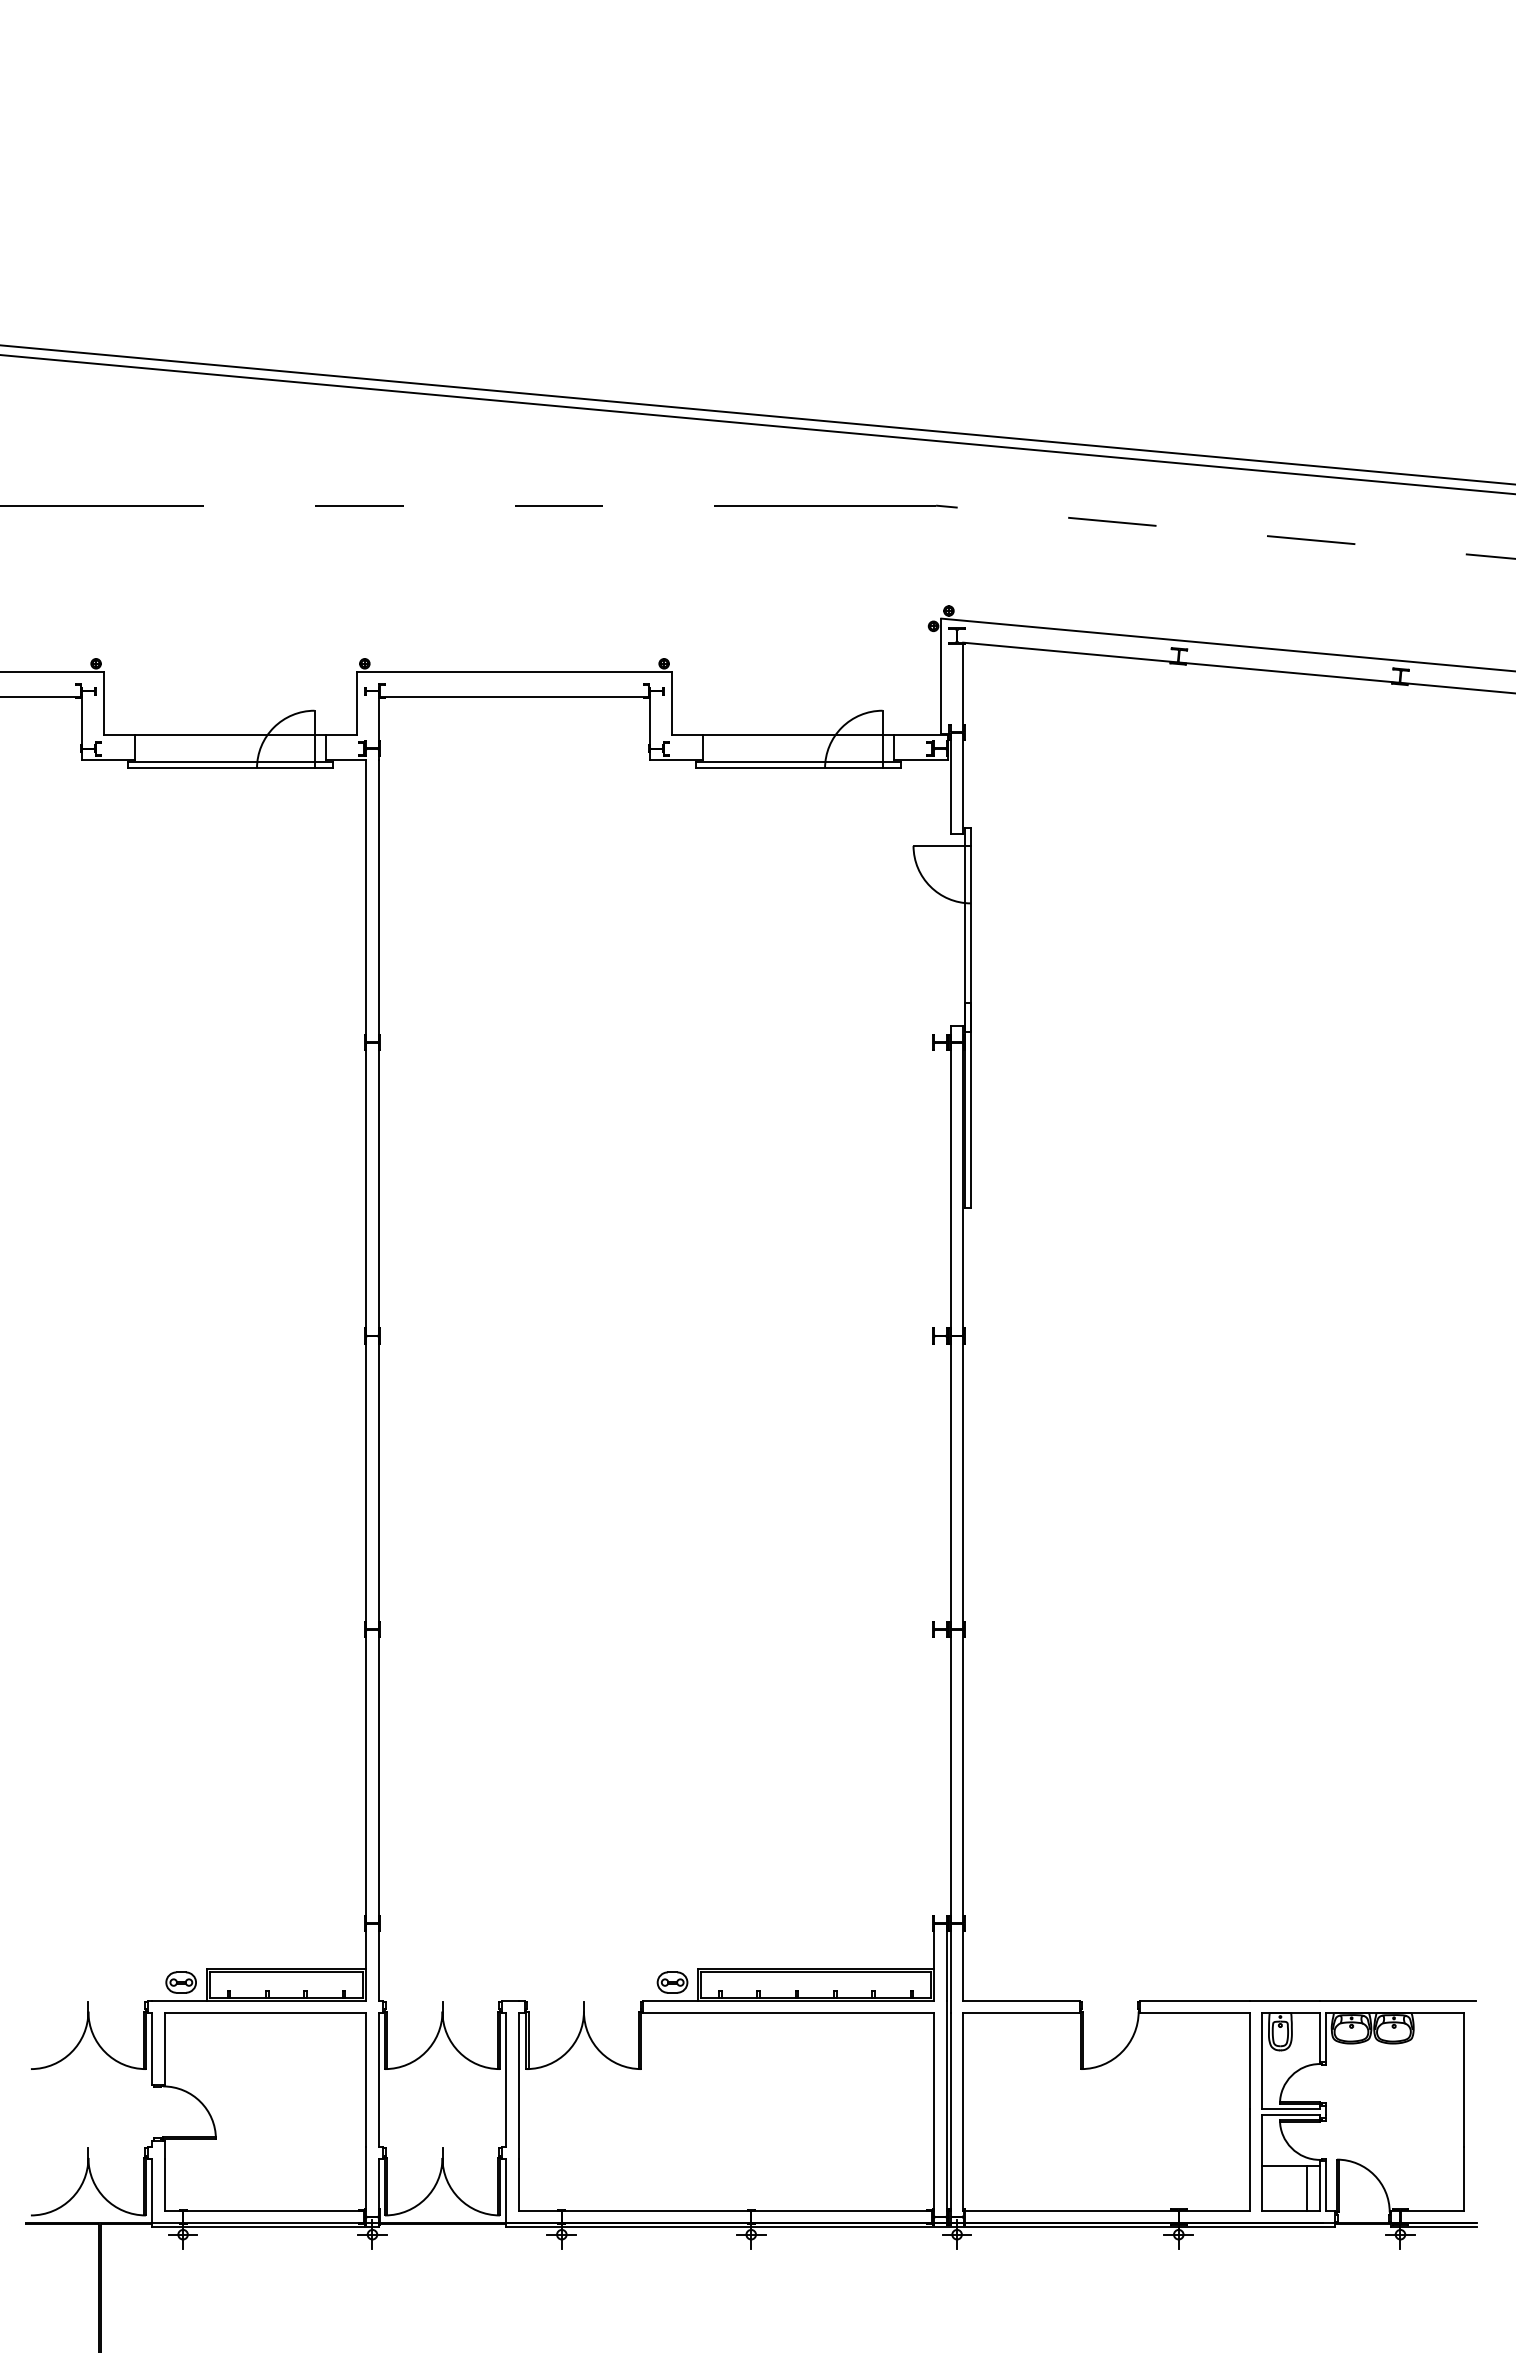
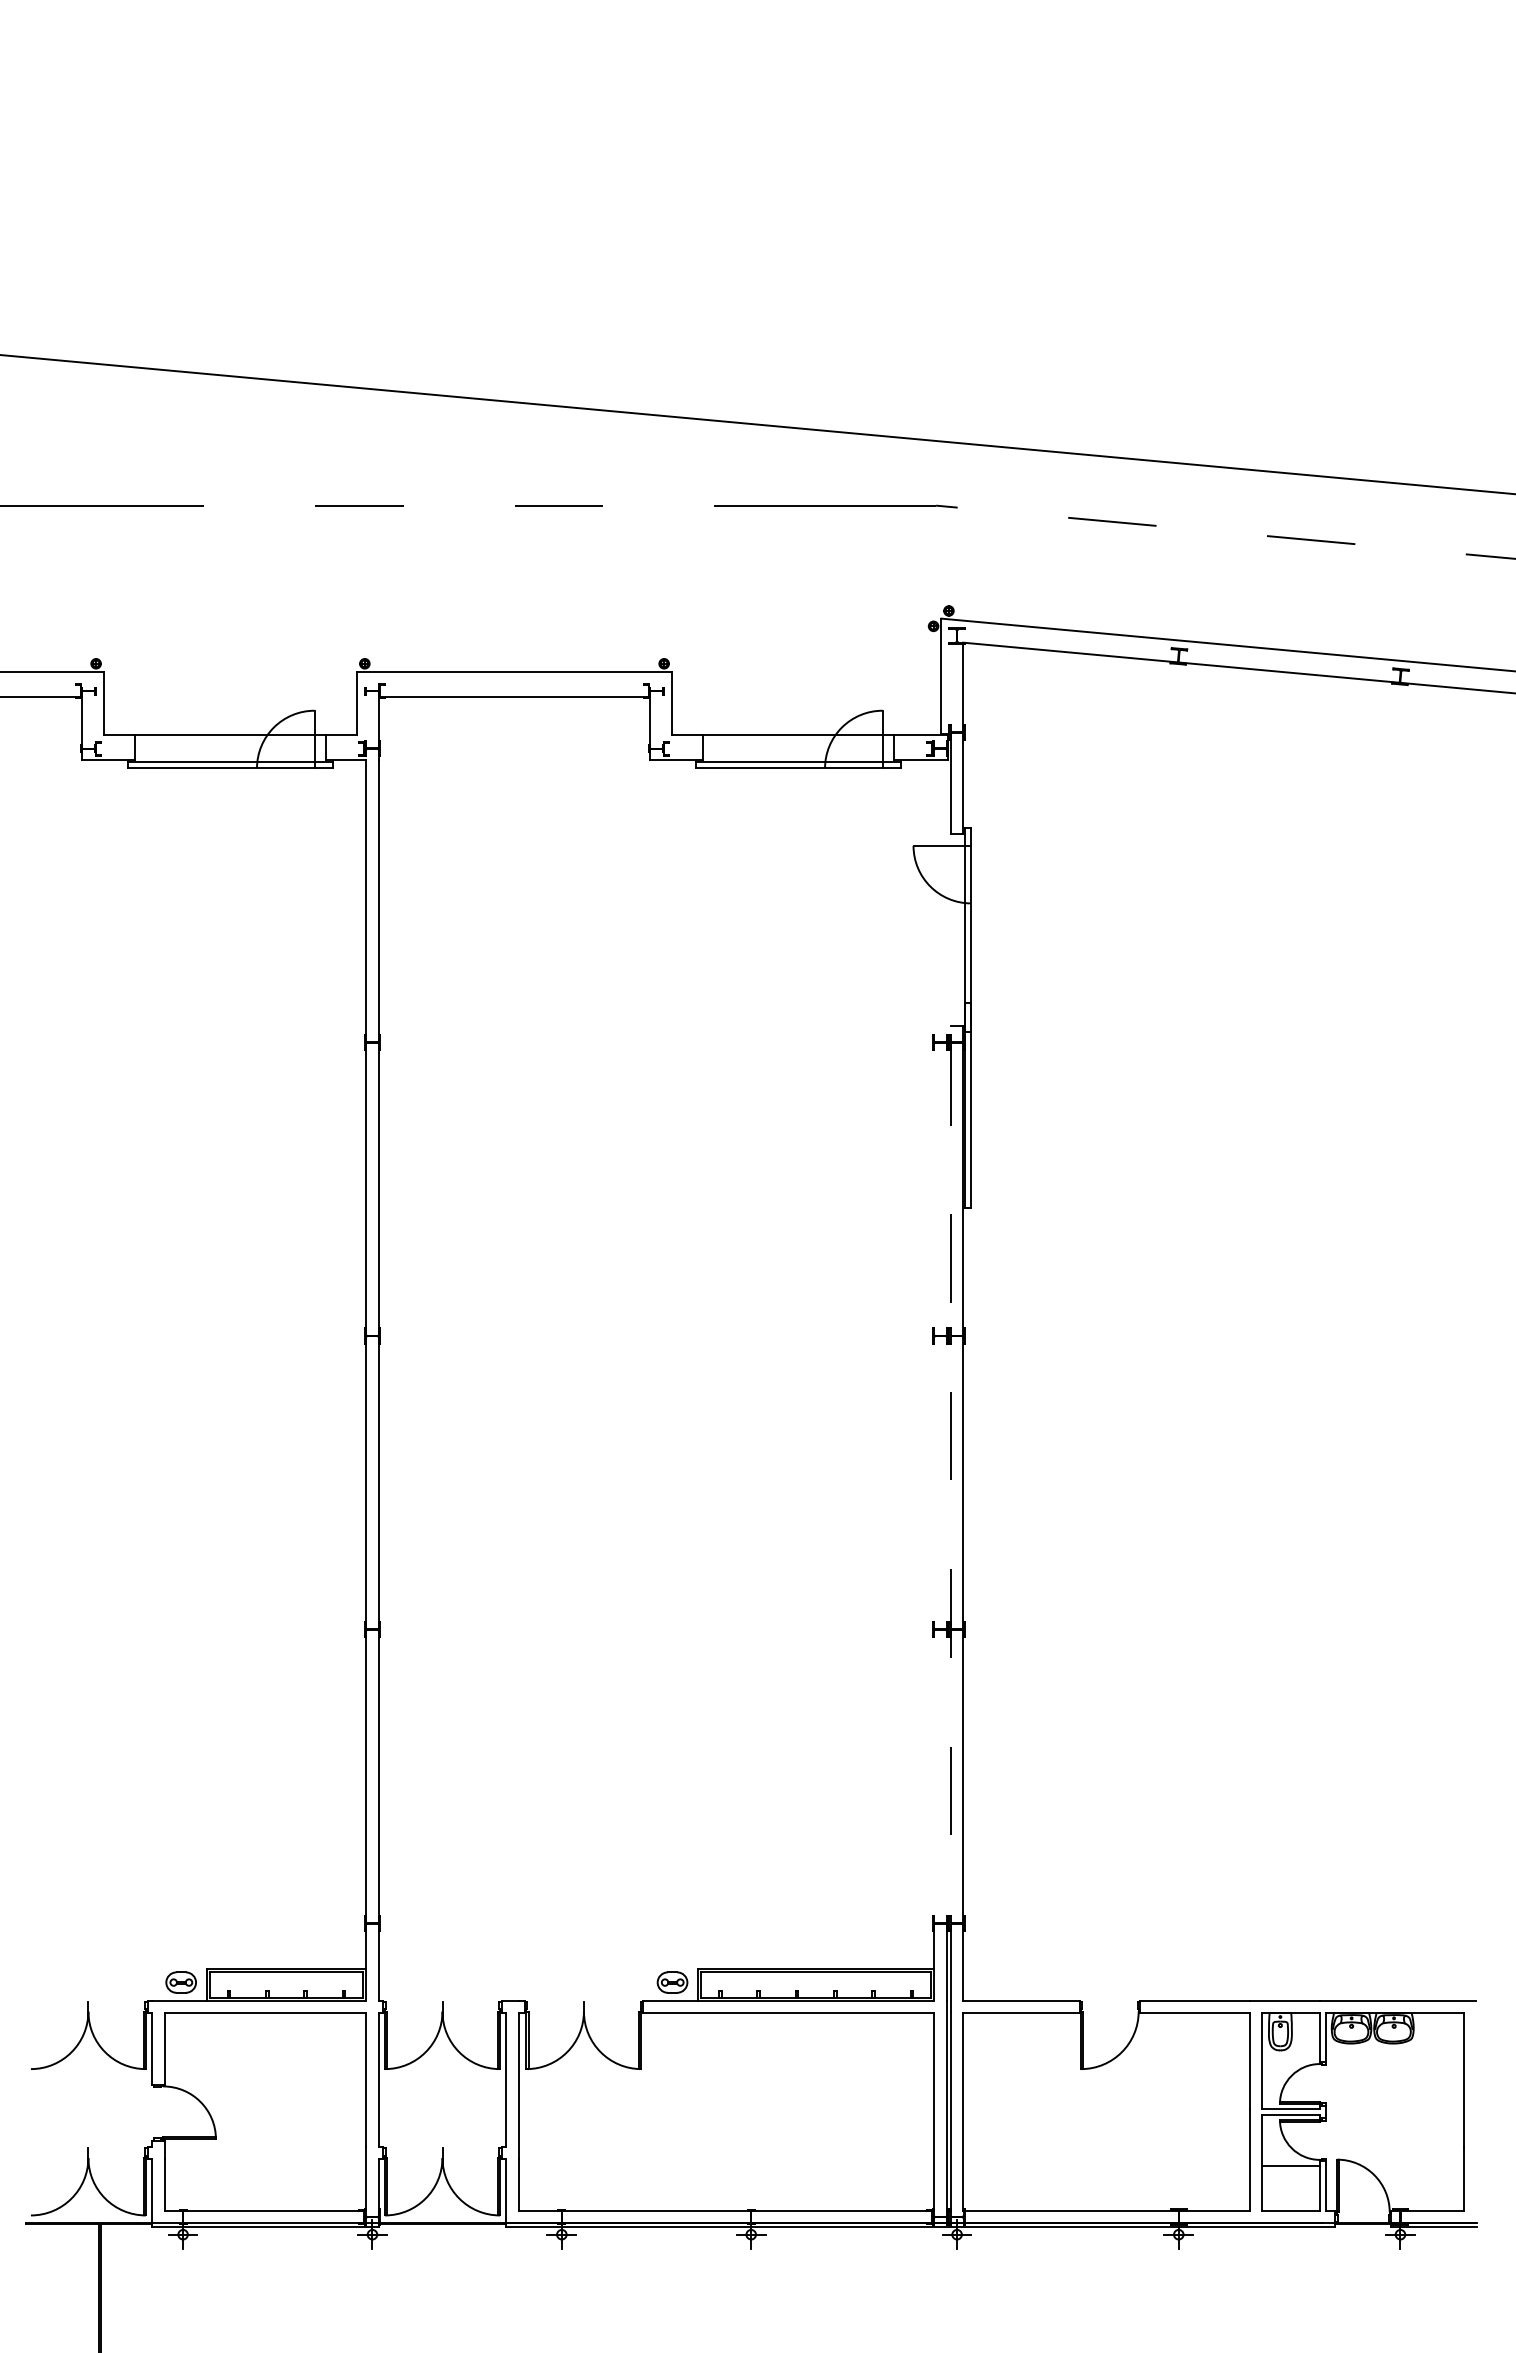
line: present -> none (757, 414)
line: solid -> dashed (951, 1519)
line: present -> none (1307, 2188)
